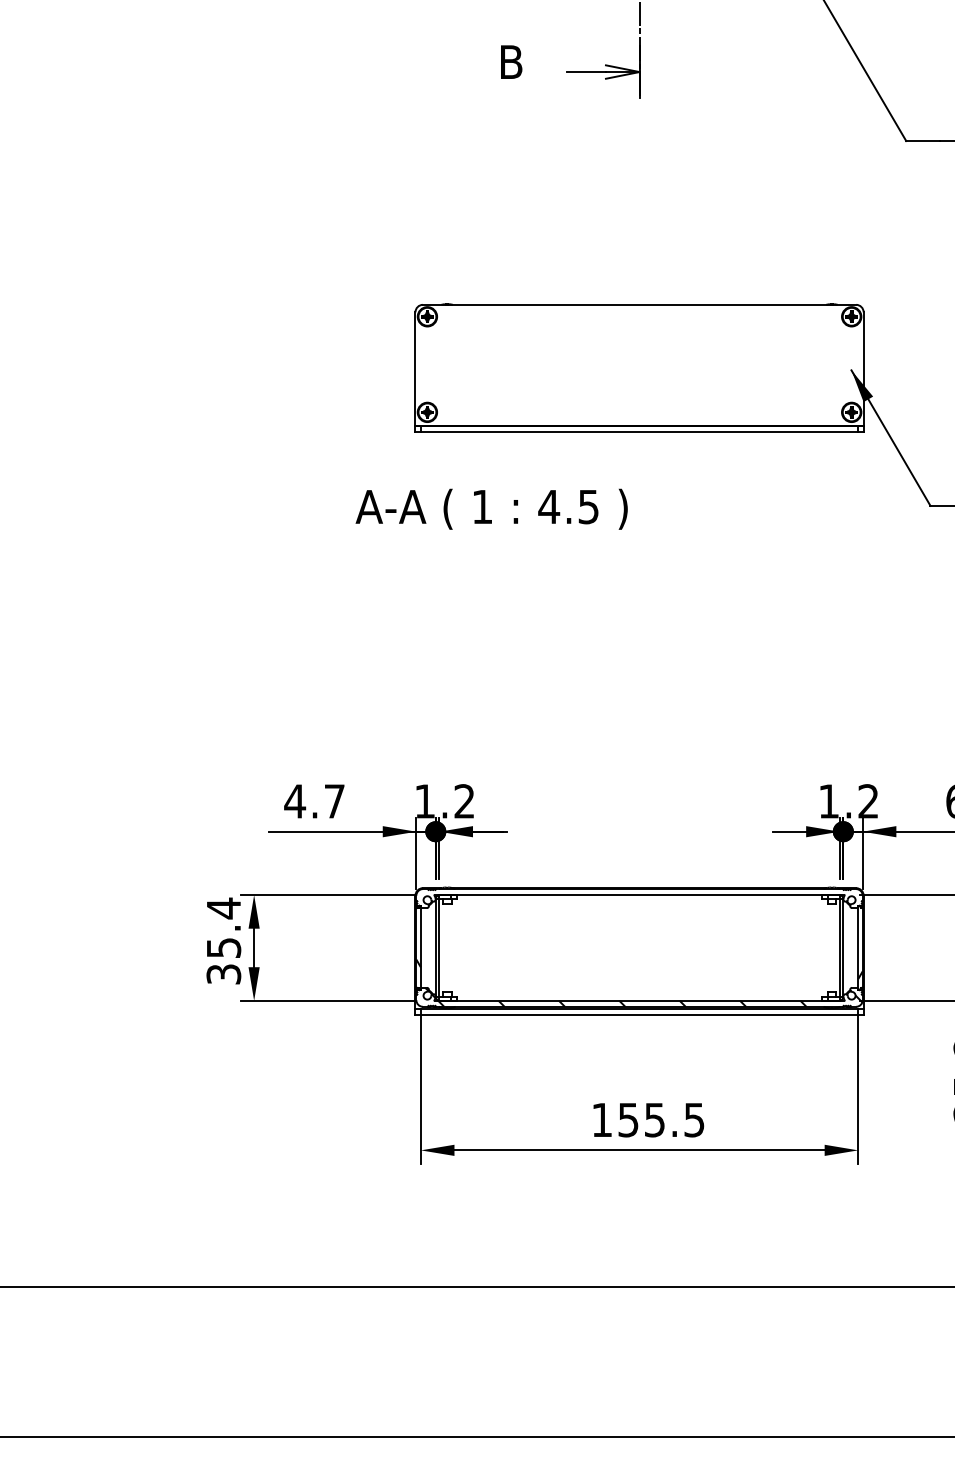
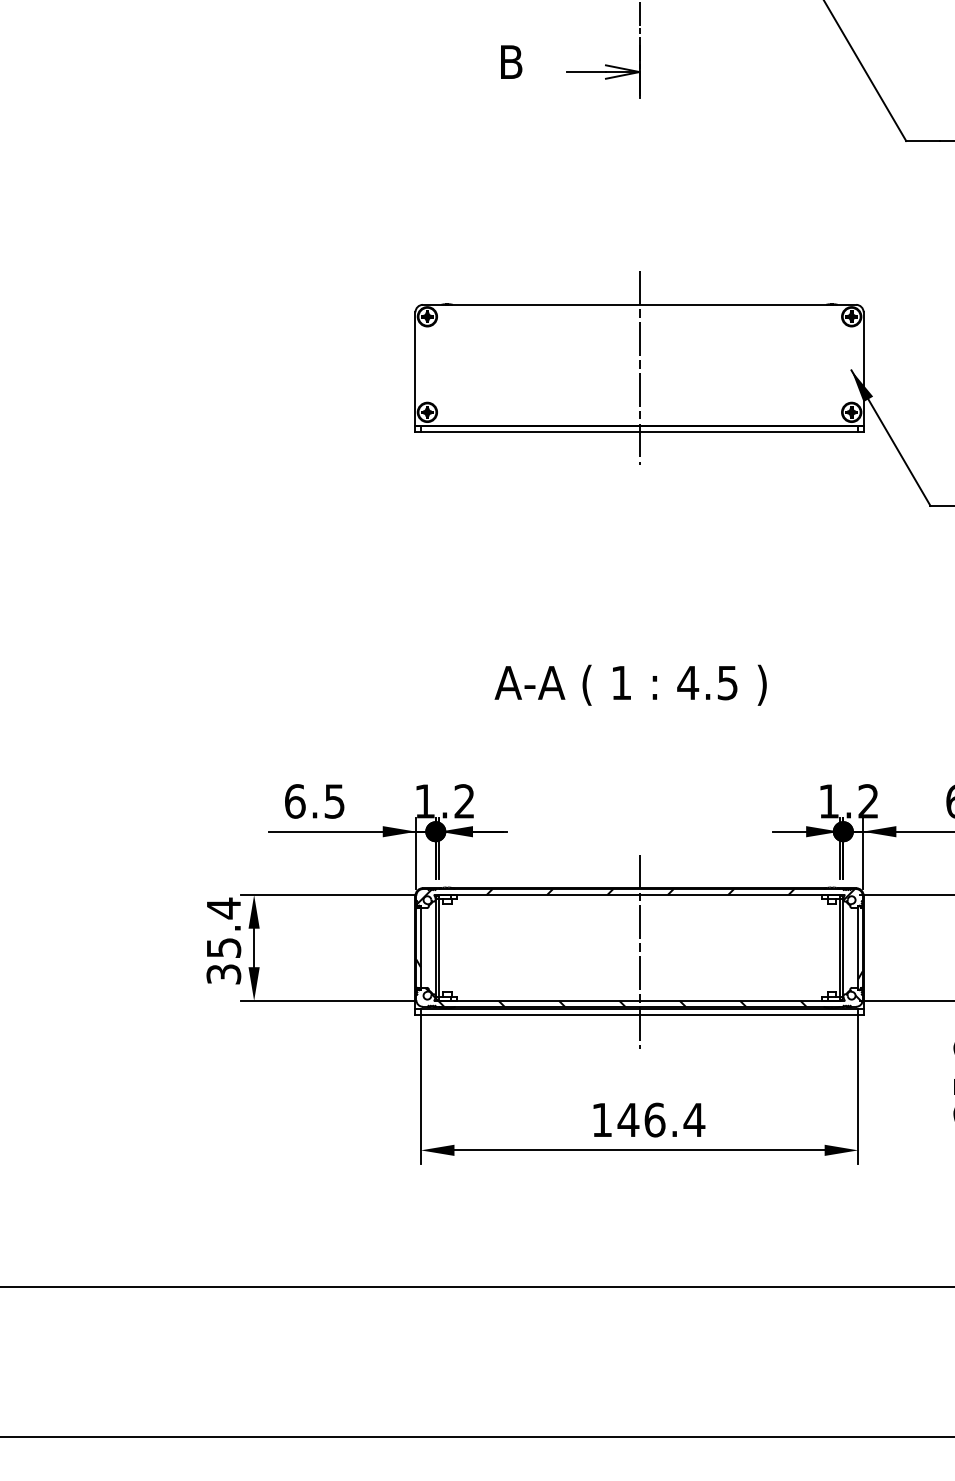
line: none -> present (639, 368)
text position: (491, 508) -> (630, 684) (630, 684)
text: 4.7 -> 6.5 (314, 801)
hatch: none -> present (635, 896)
line: none -> present (639, 951)
text: 155.5 -> 146.4 (661, 1119)
